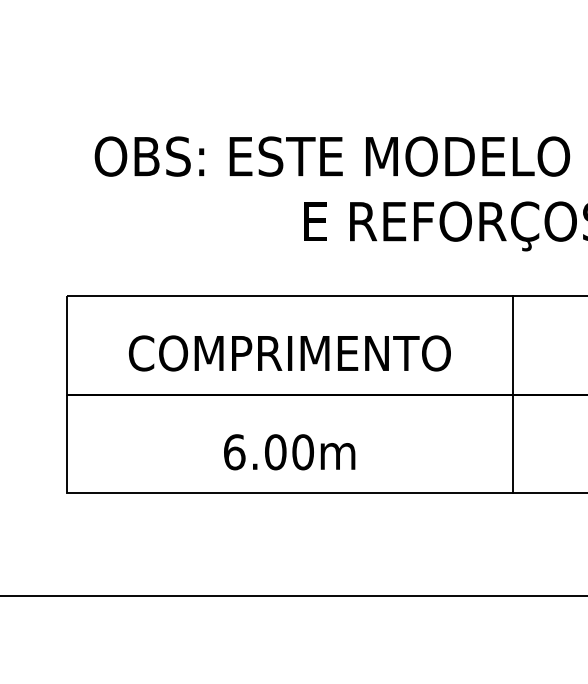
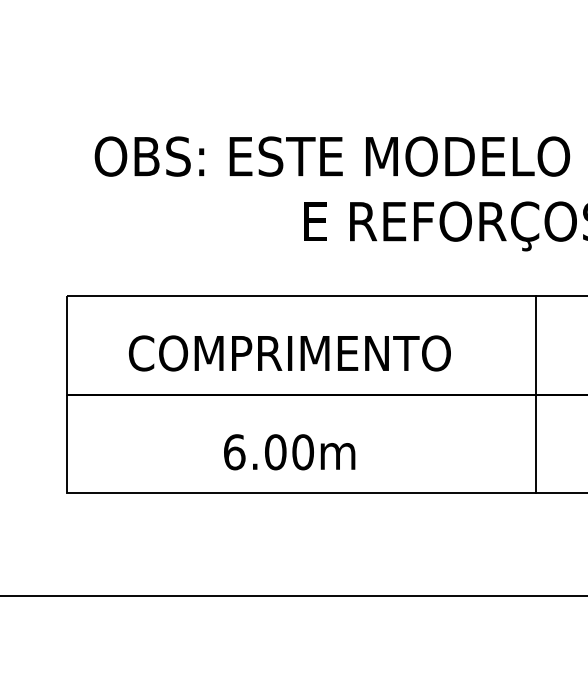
line position: (512, 394) -> (535, 394) (535, 394)
